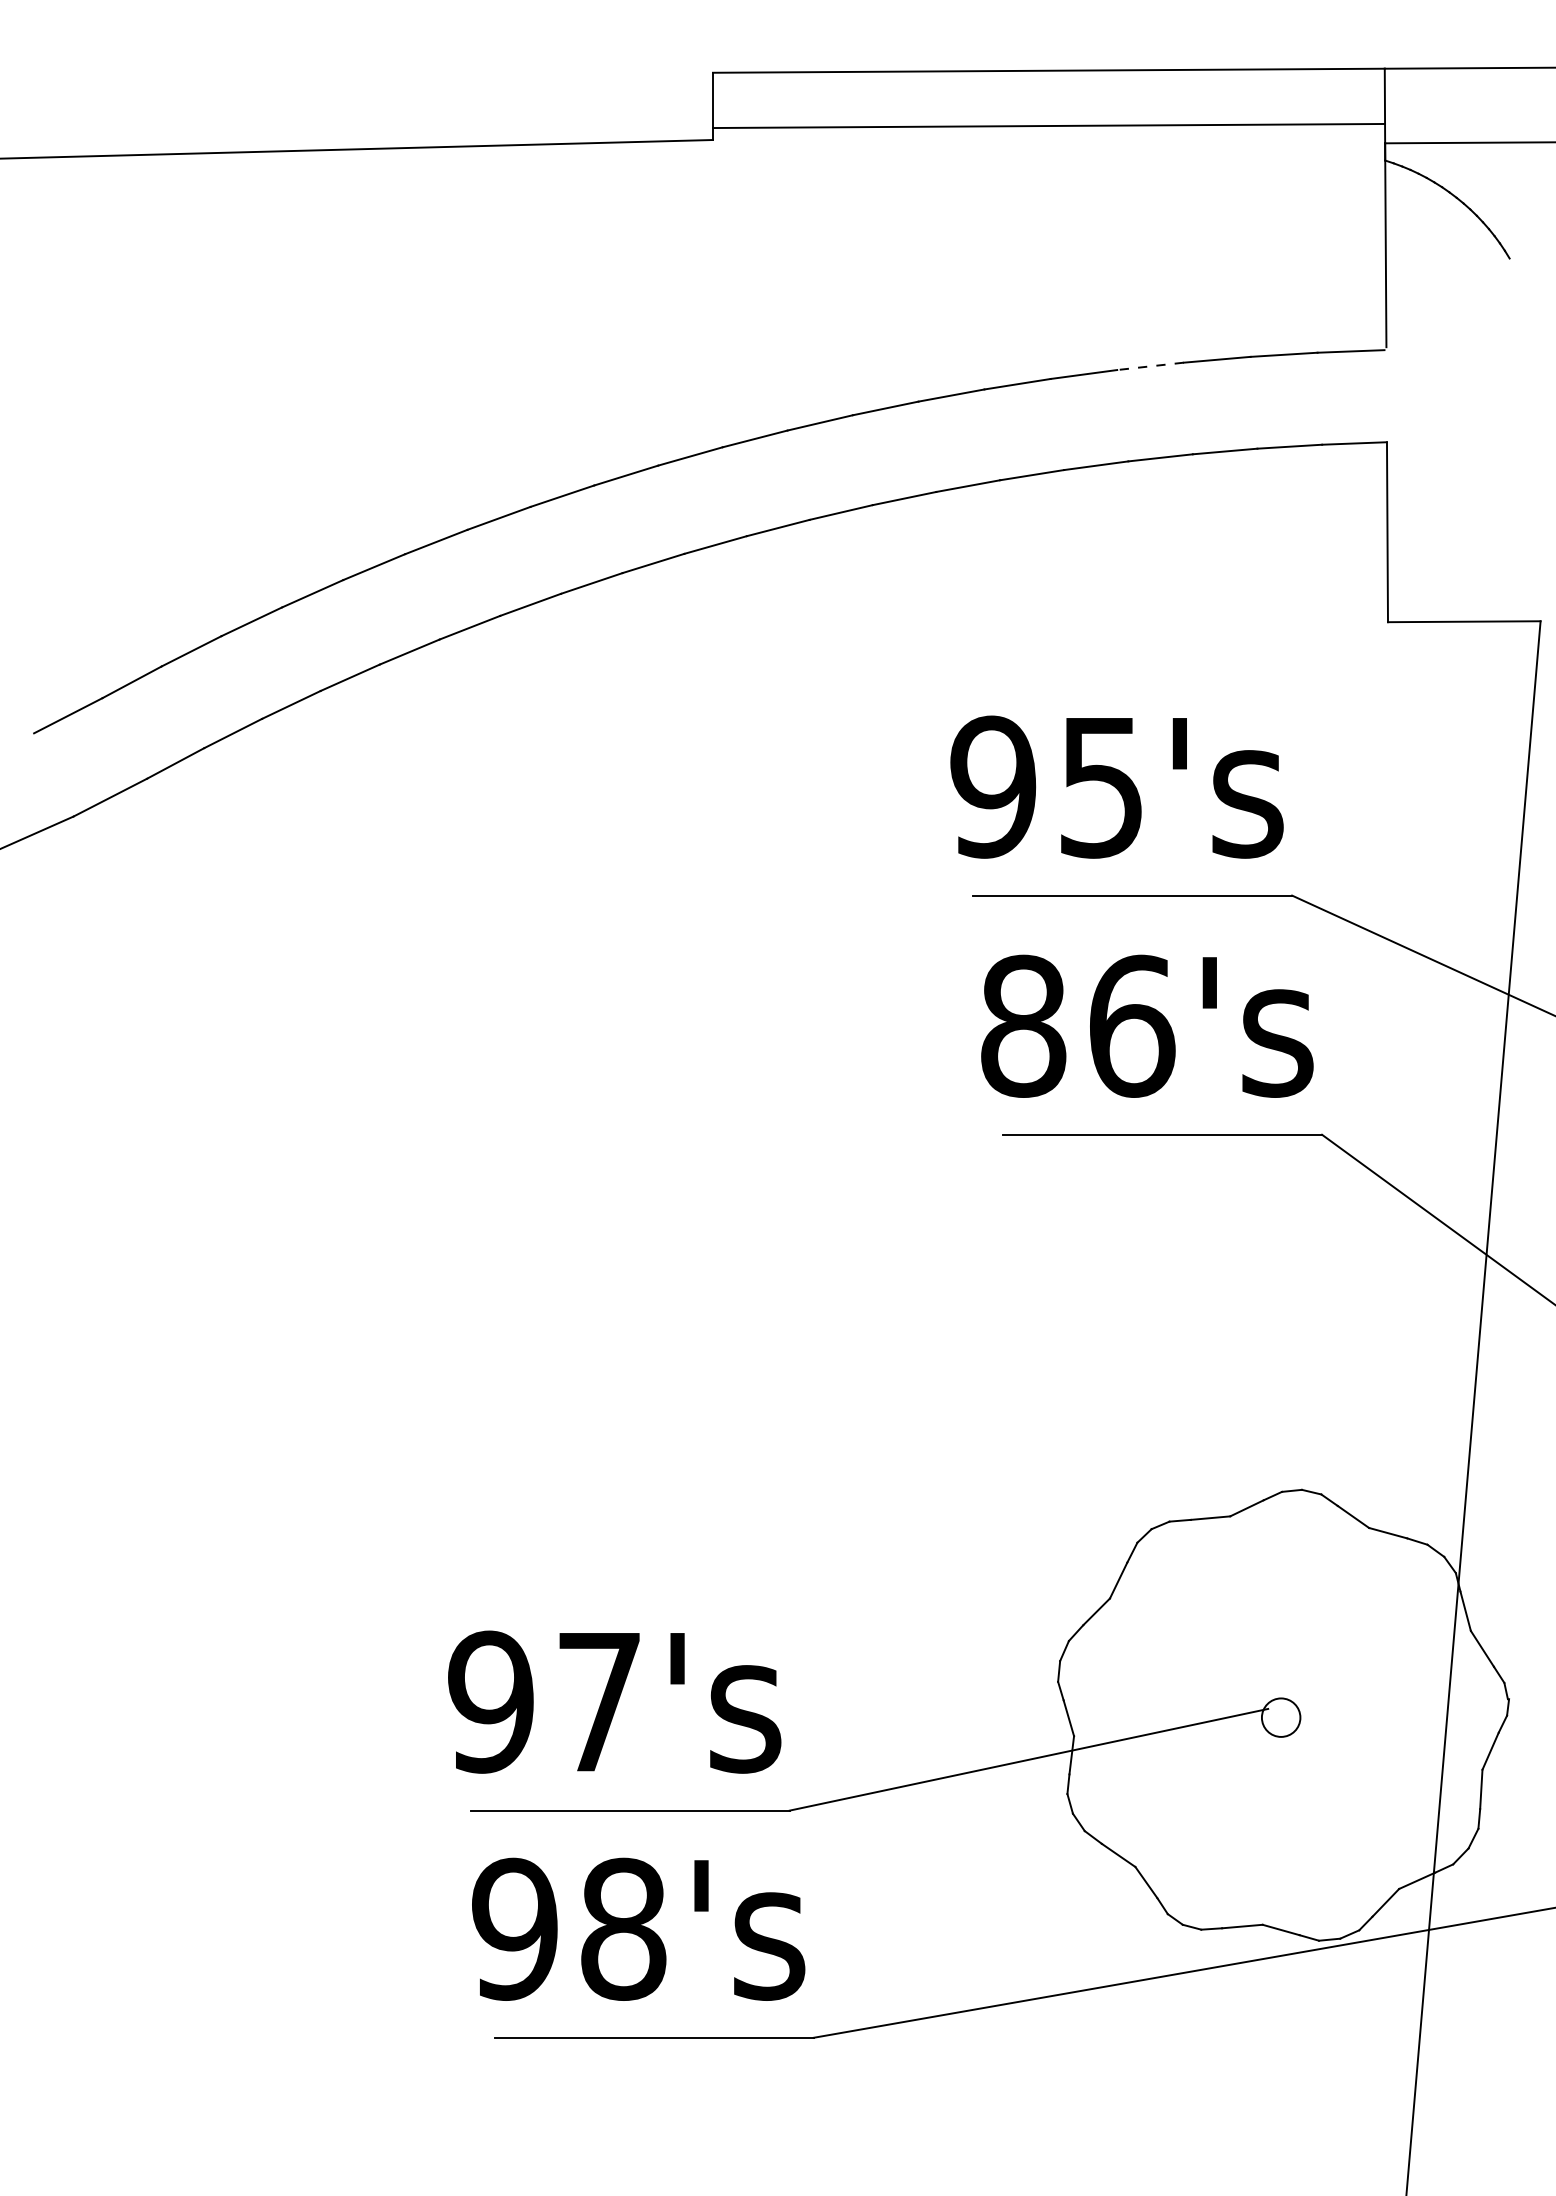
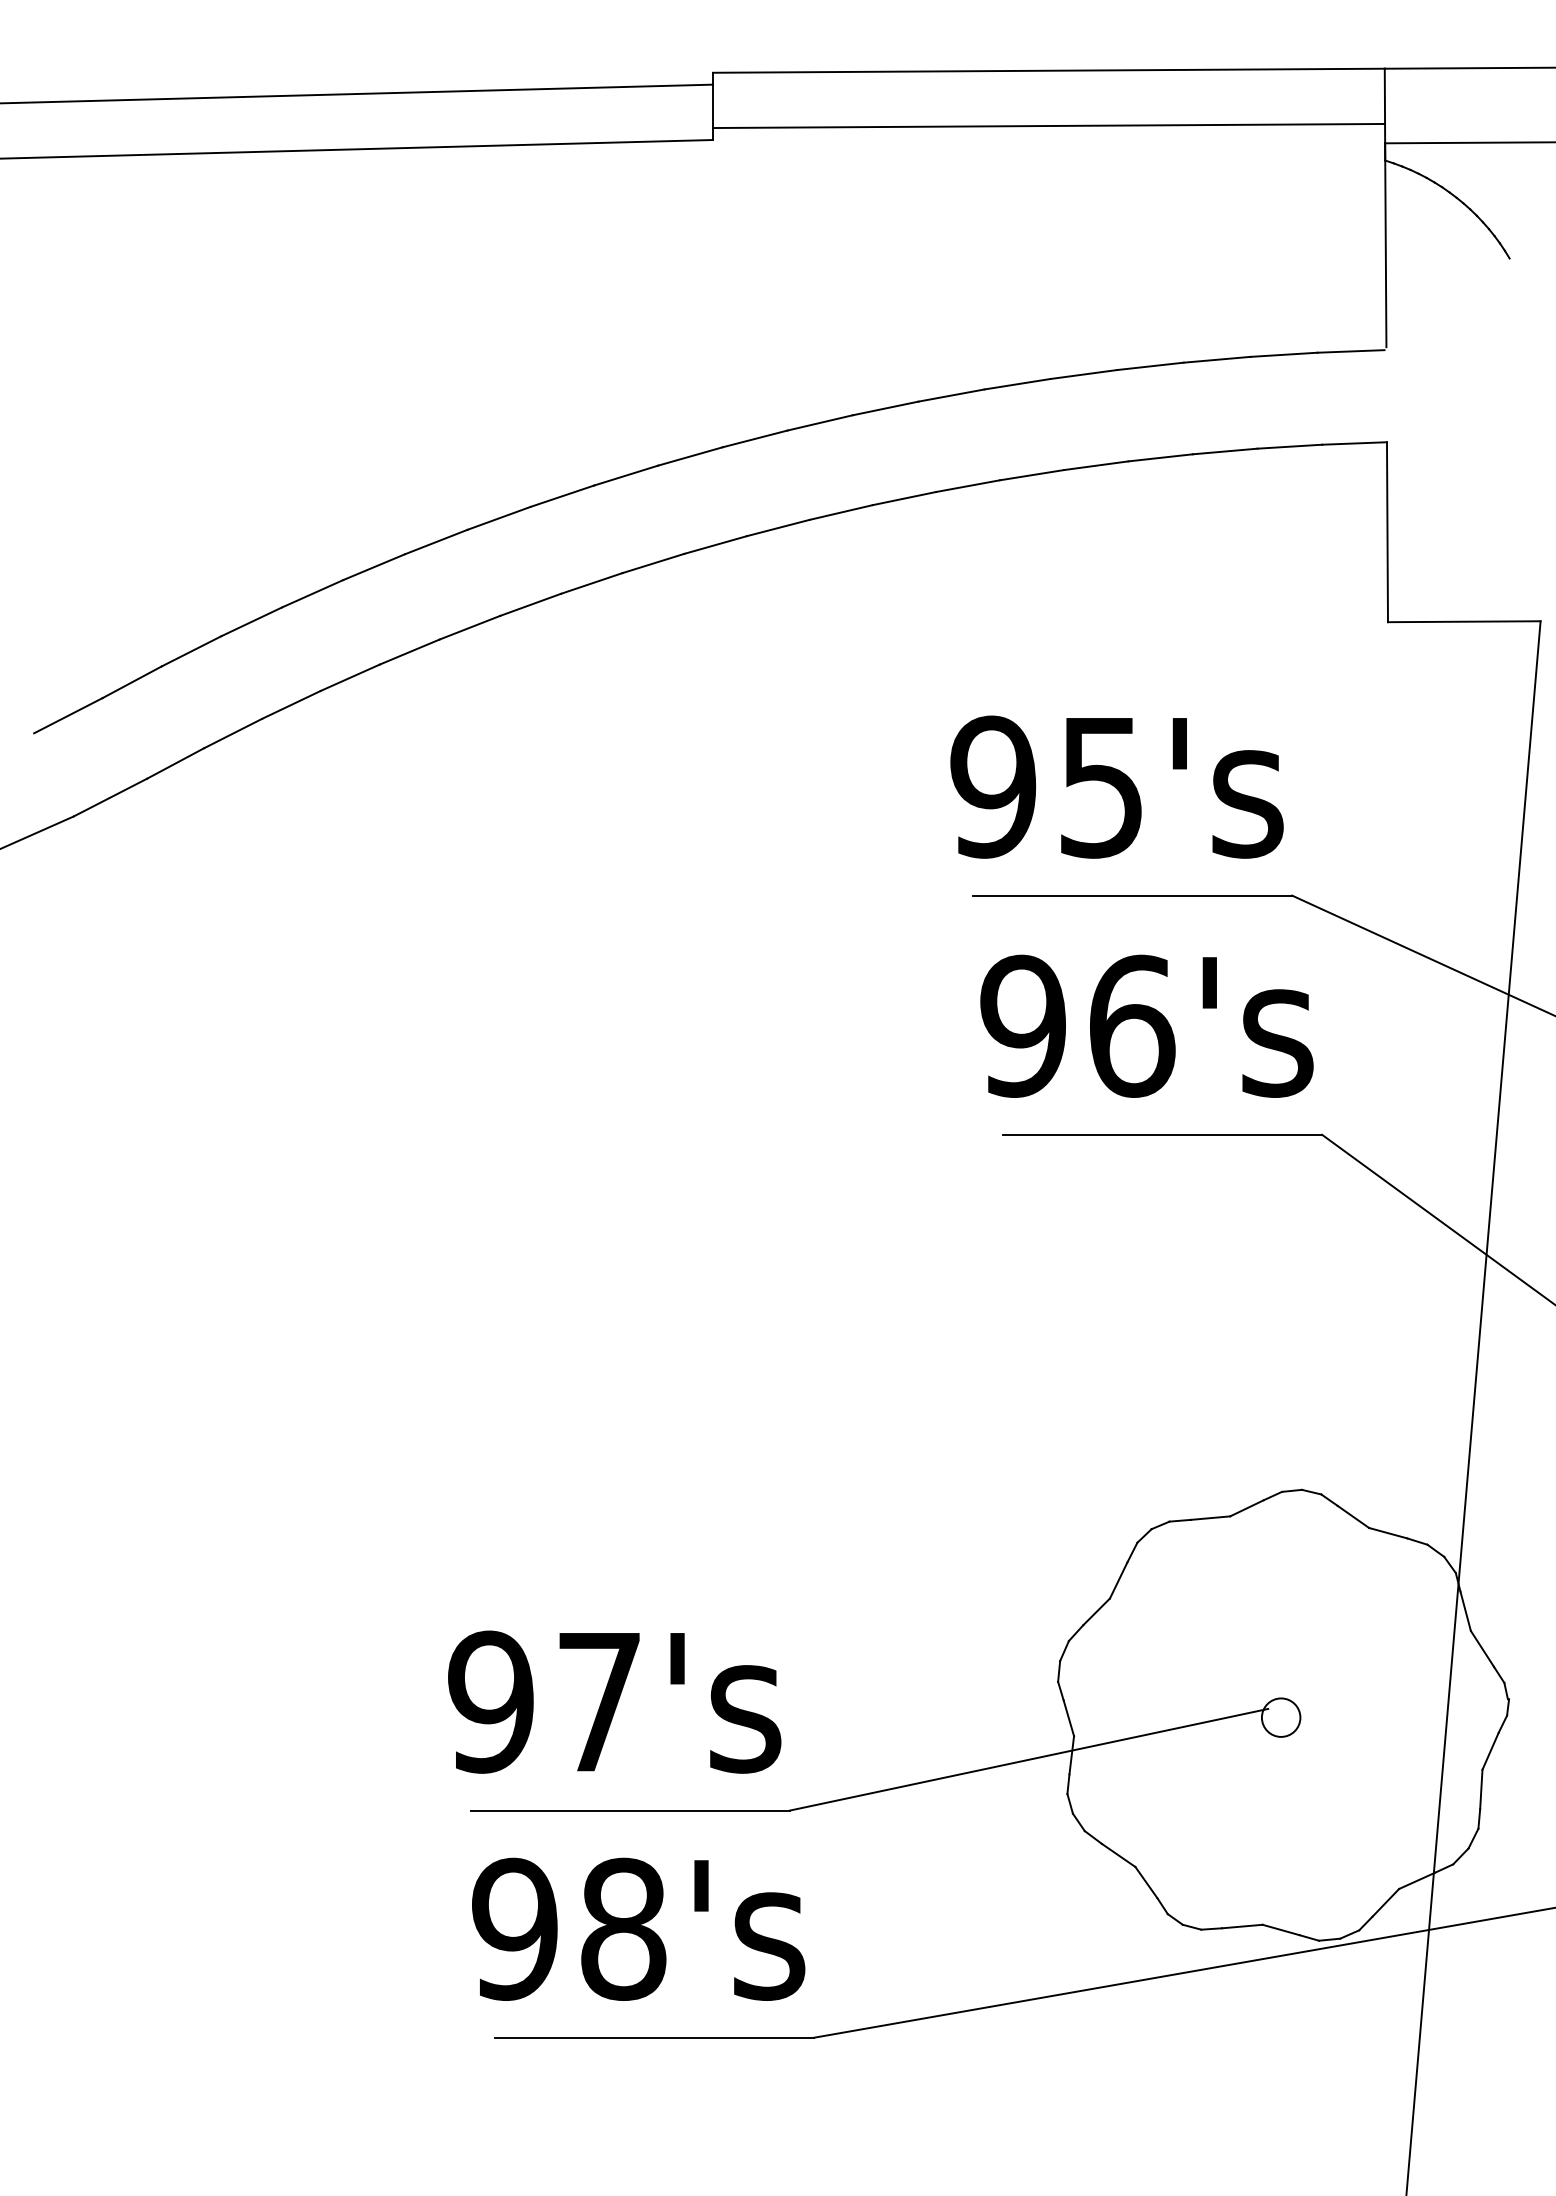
line: none -> present (357, 93)
line: dashed -> solid (1150, 366)
text: 86's -> 96's (1023, 1025)
